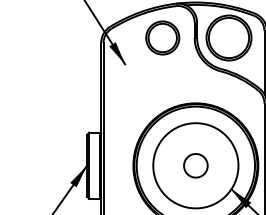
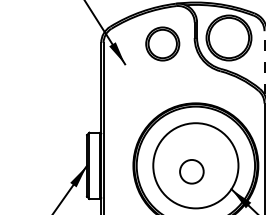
part position: (162, 37) -> (162, 43) (162, 43)
line: solid -> dashed (264, 62)
circle position: (195, 165) -> (191, 171) (191, 171)
